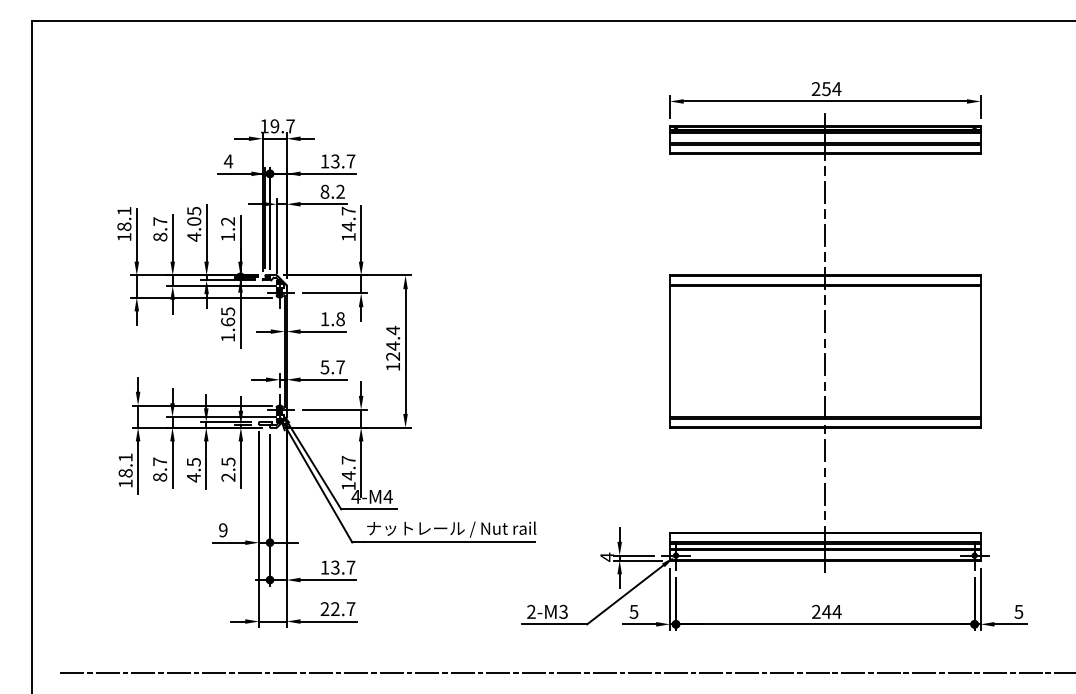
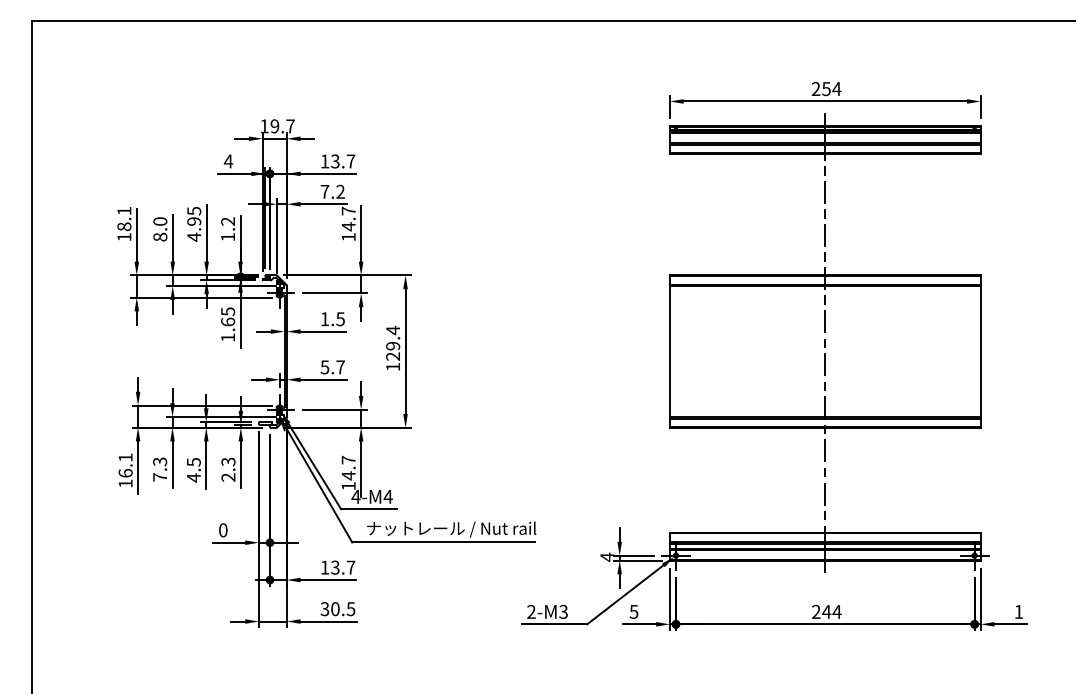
text: 8.2 -> 7.2 (324, 191)
text: 8.7 -> 8.0 (160, 221)
text: 4.05 -> 4.95 (194, 221)
text: 1.8 -> 1.5 (340, 319)
text: 124.4 -> 129.4 (393, 345)
text: 2.5 -> 2.3 (227, 461)
text: 8.7 -> 7.3 (160, 469)
text: 18.1 -> 16.1 (125, 473)
text: 9 -> 0 (223, 530)
text: 22.7 -> 30.5 (337, 609)
text: 5 -> 1 (1018, 611)
line: present -> none (566, 672)
